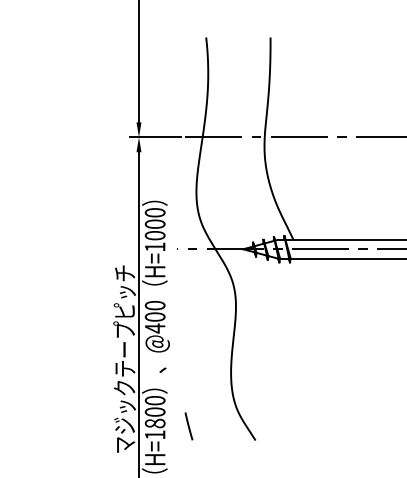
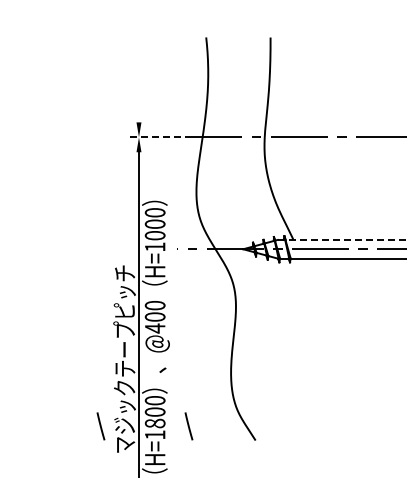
line: present -> none (138, 62)
line: solid -> dashed (155, 137)
line: solid -> dashed (341, 239)
line: none -> present (100, 426)
